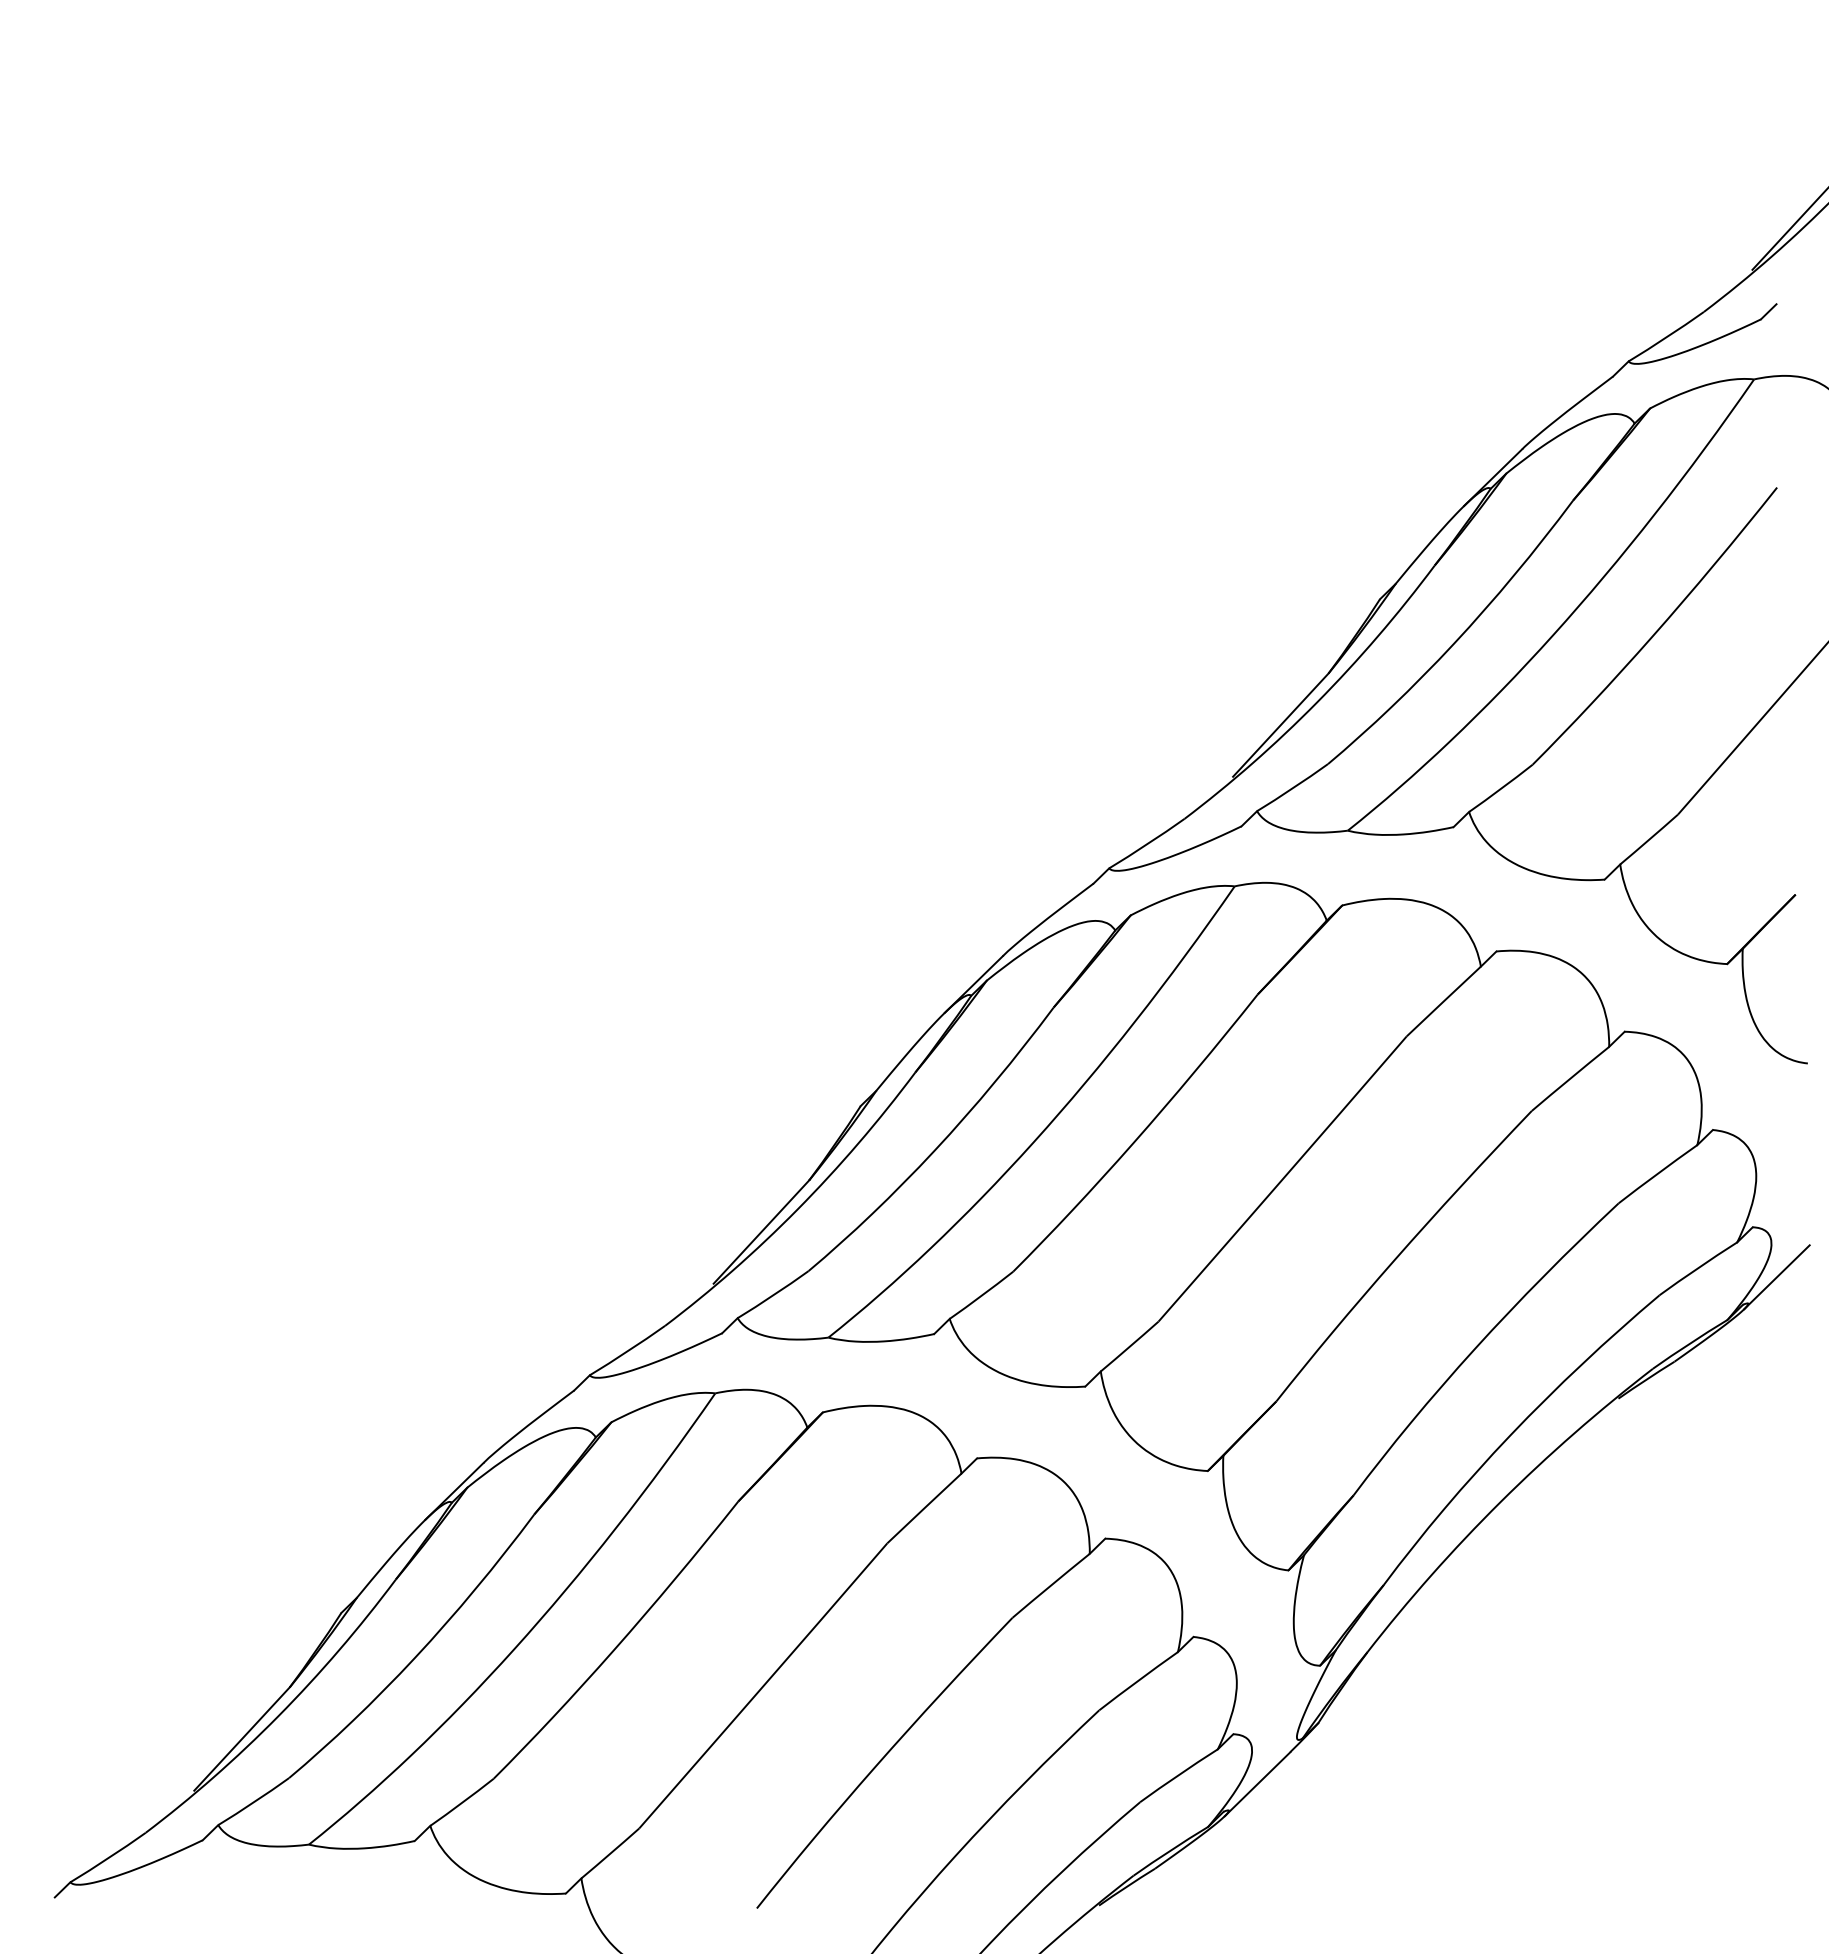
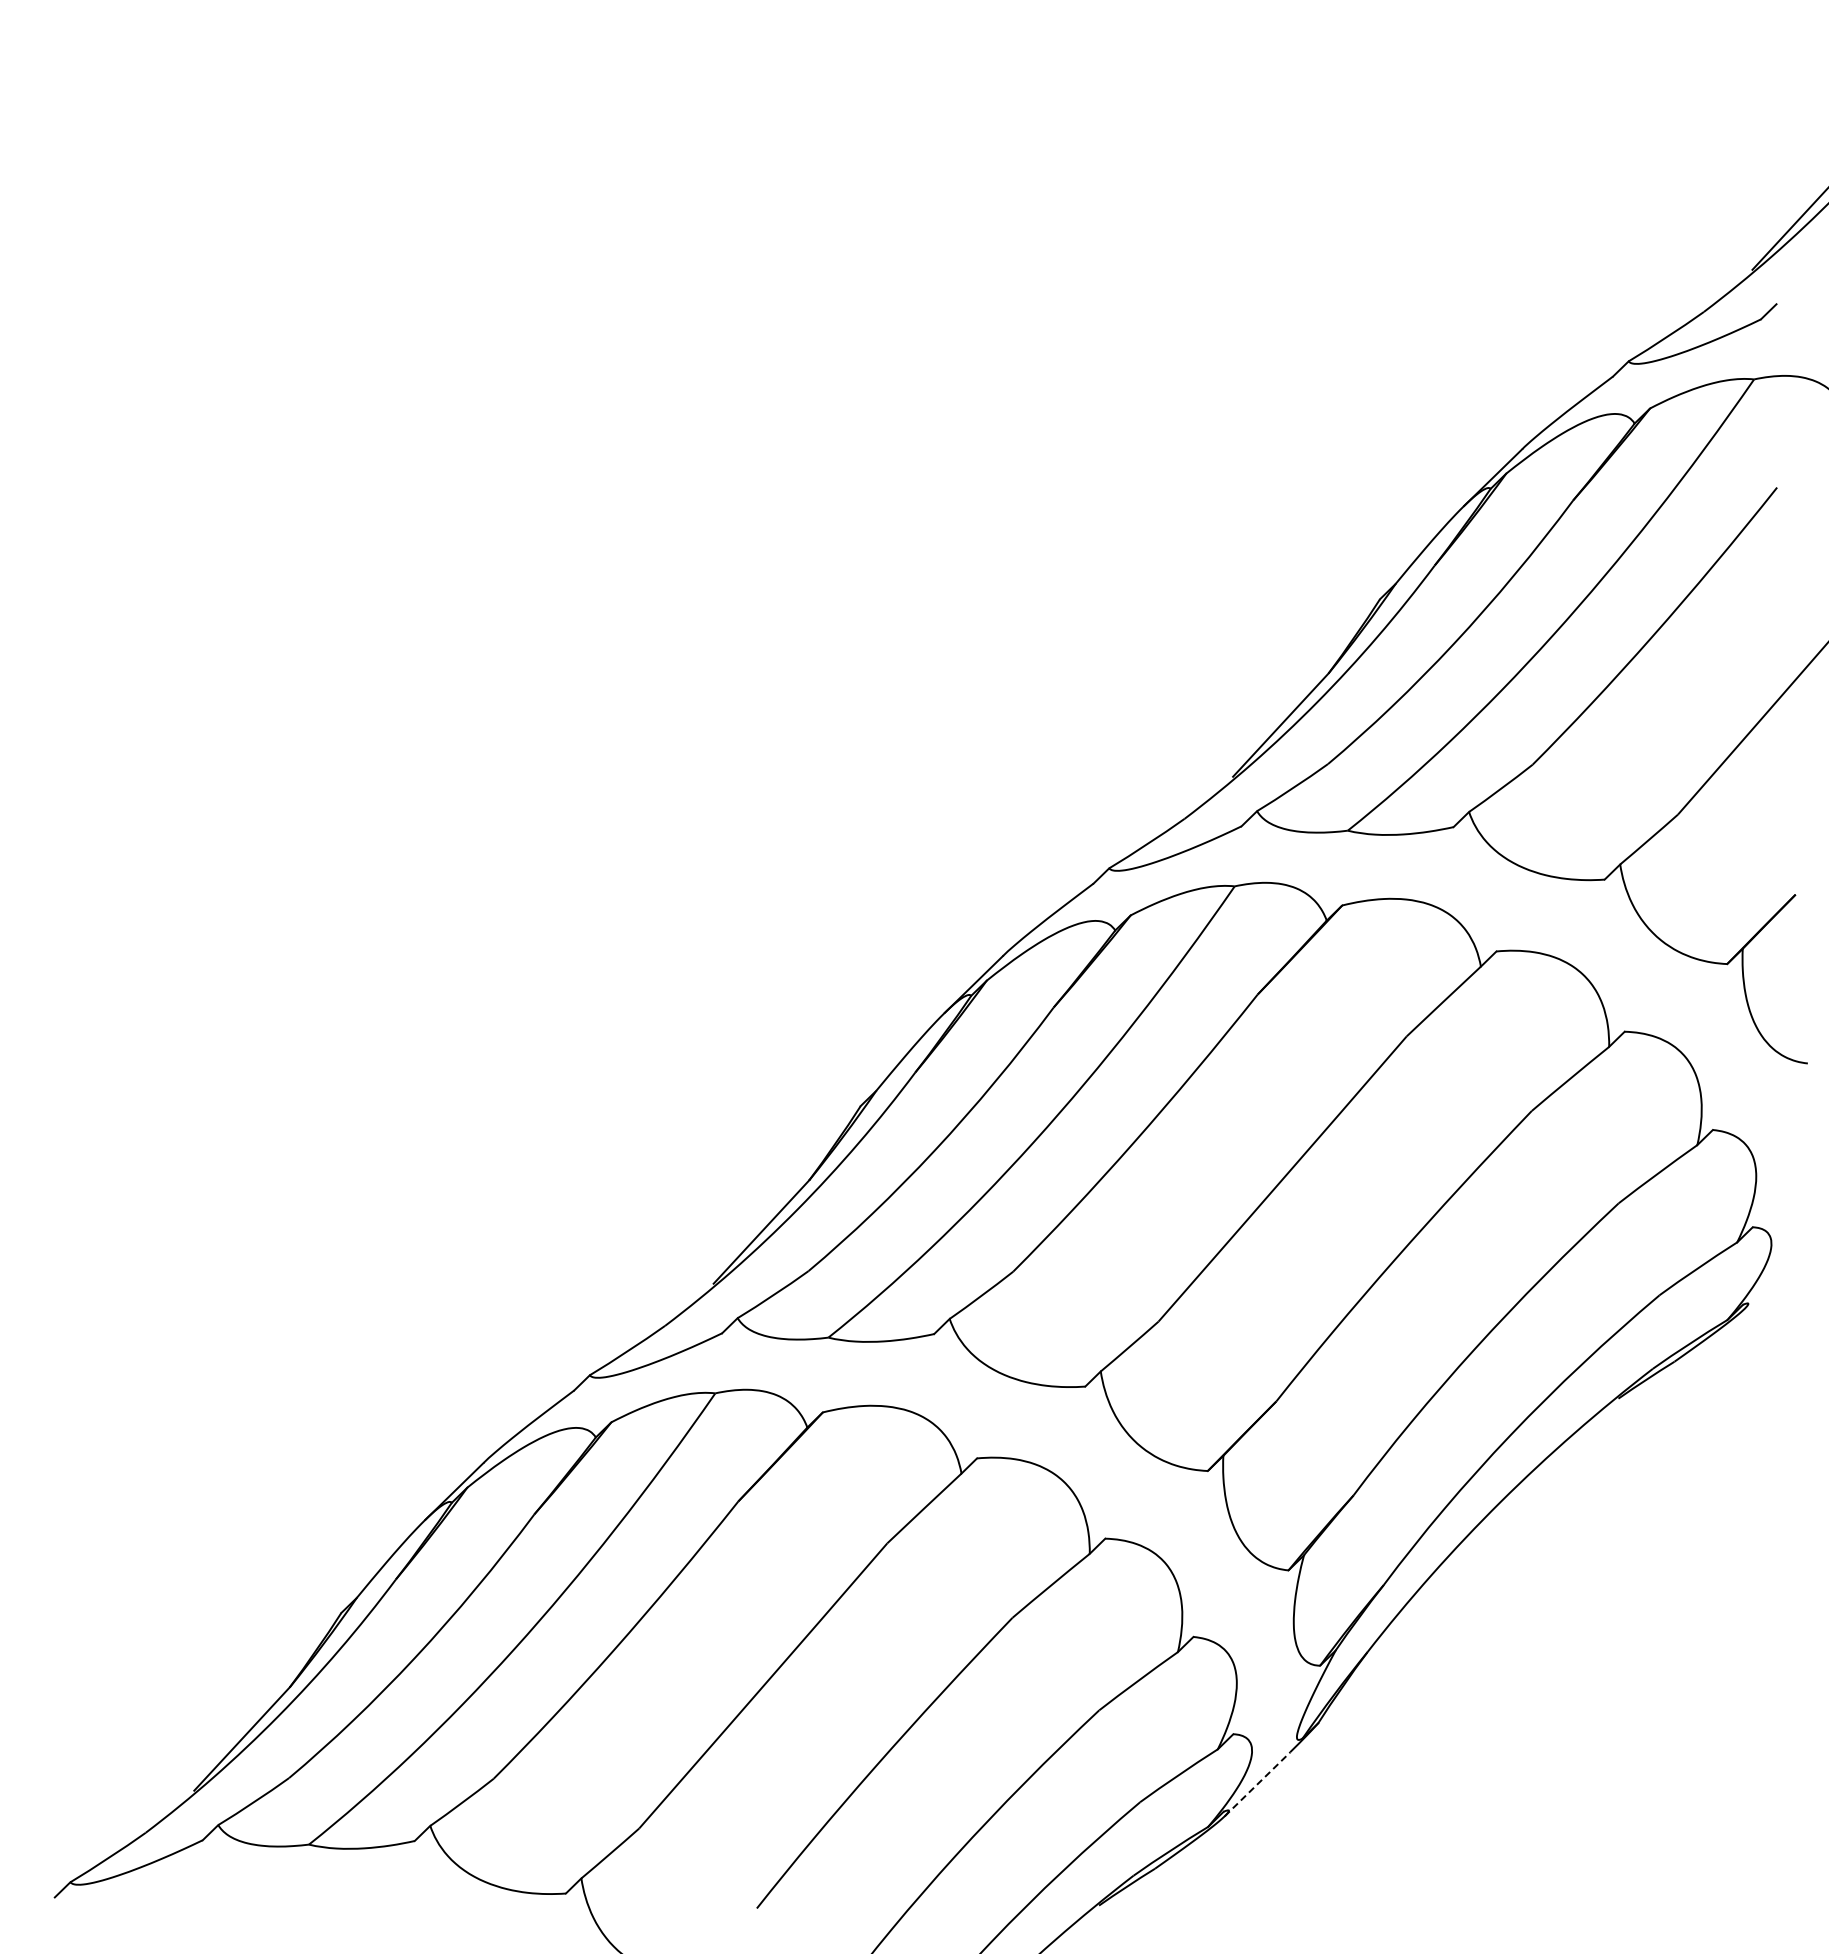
line: present -> none (1776, 1277)
line: solid -> dashed (1257, 1784)
